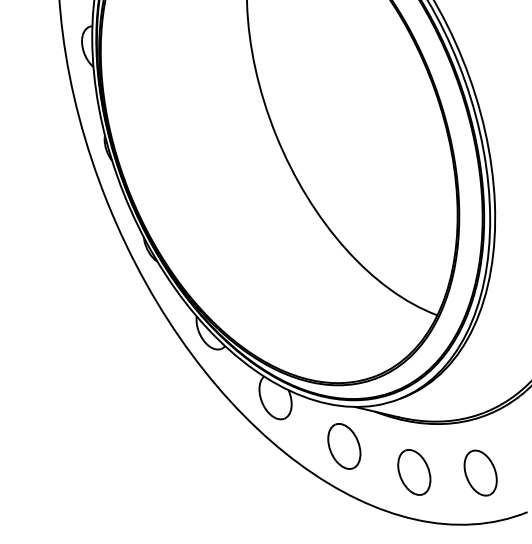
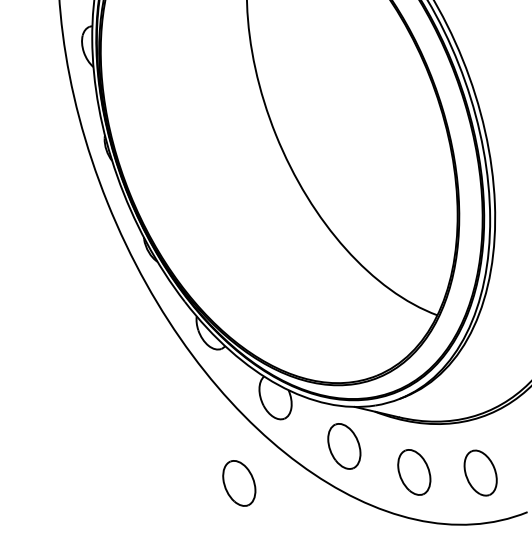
part: none -> present (239, 483)
